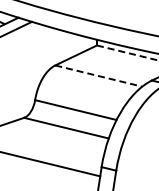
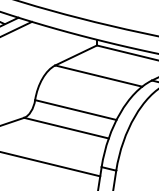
line: dashed -> solid (127, 53)
line: dashed -> solid (98, 76)
